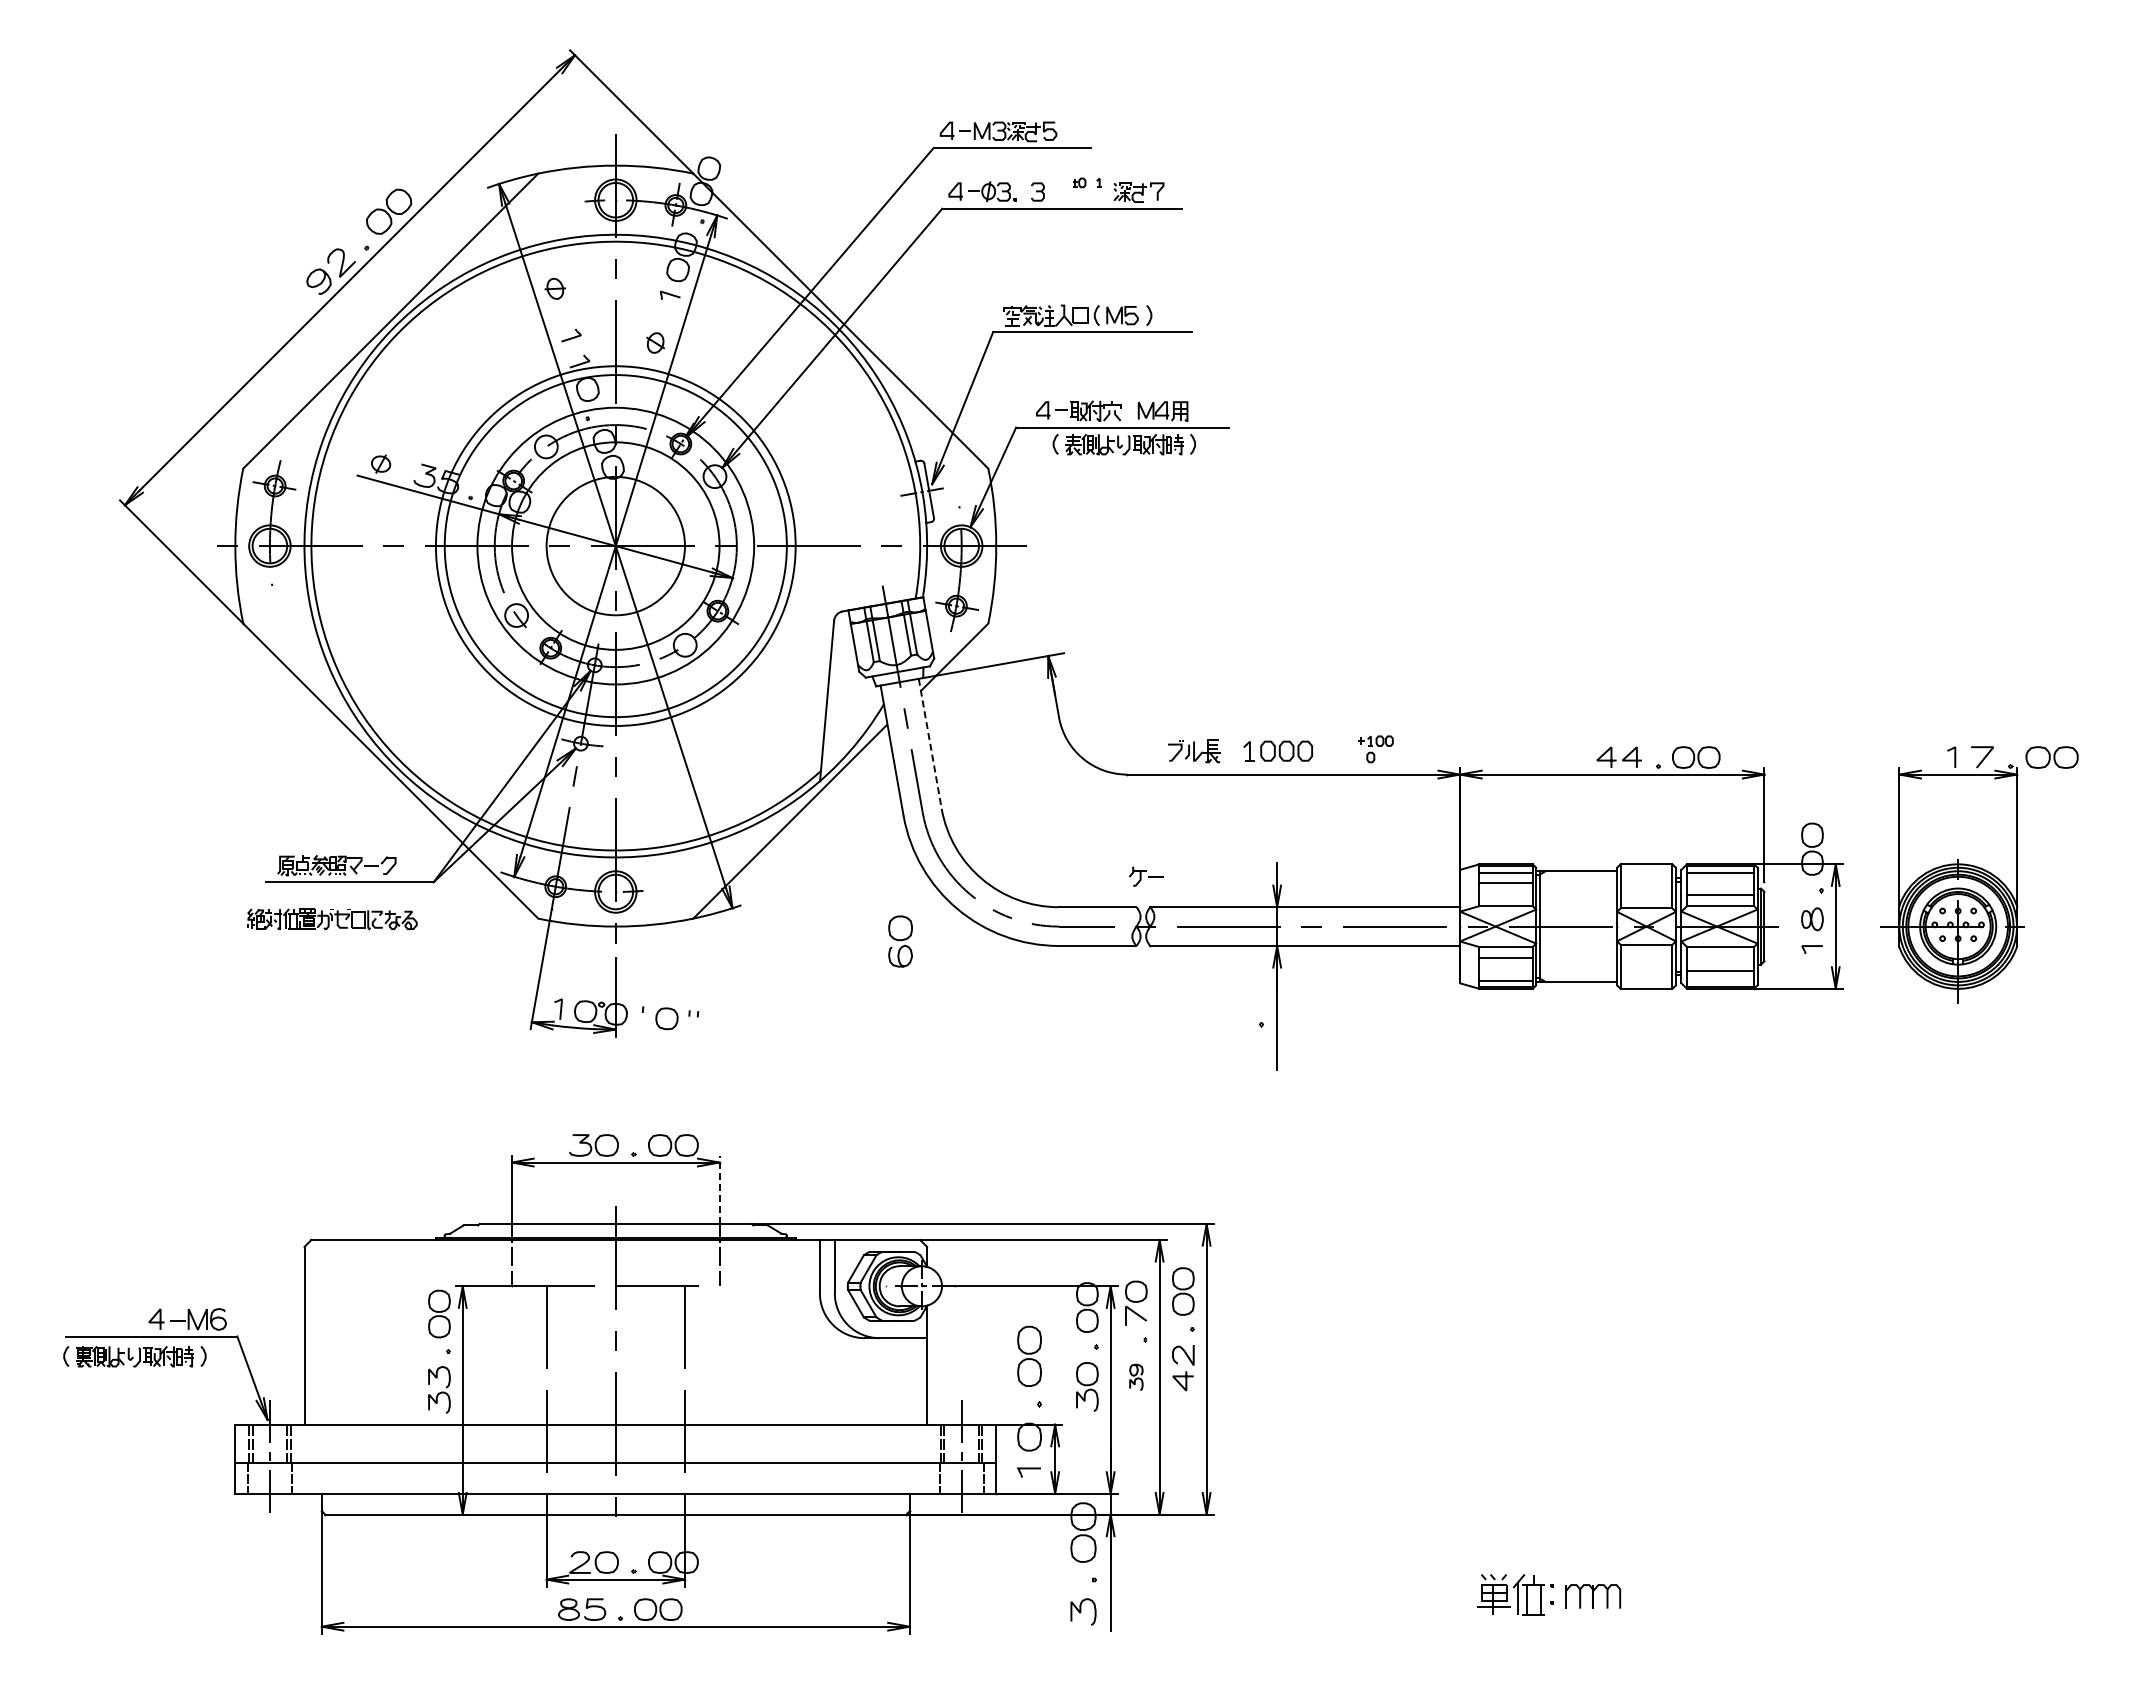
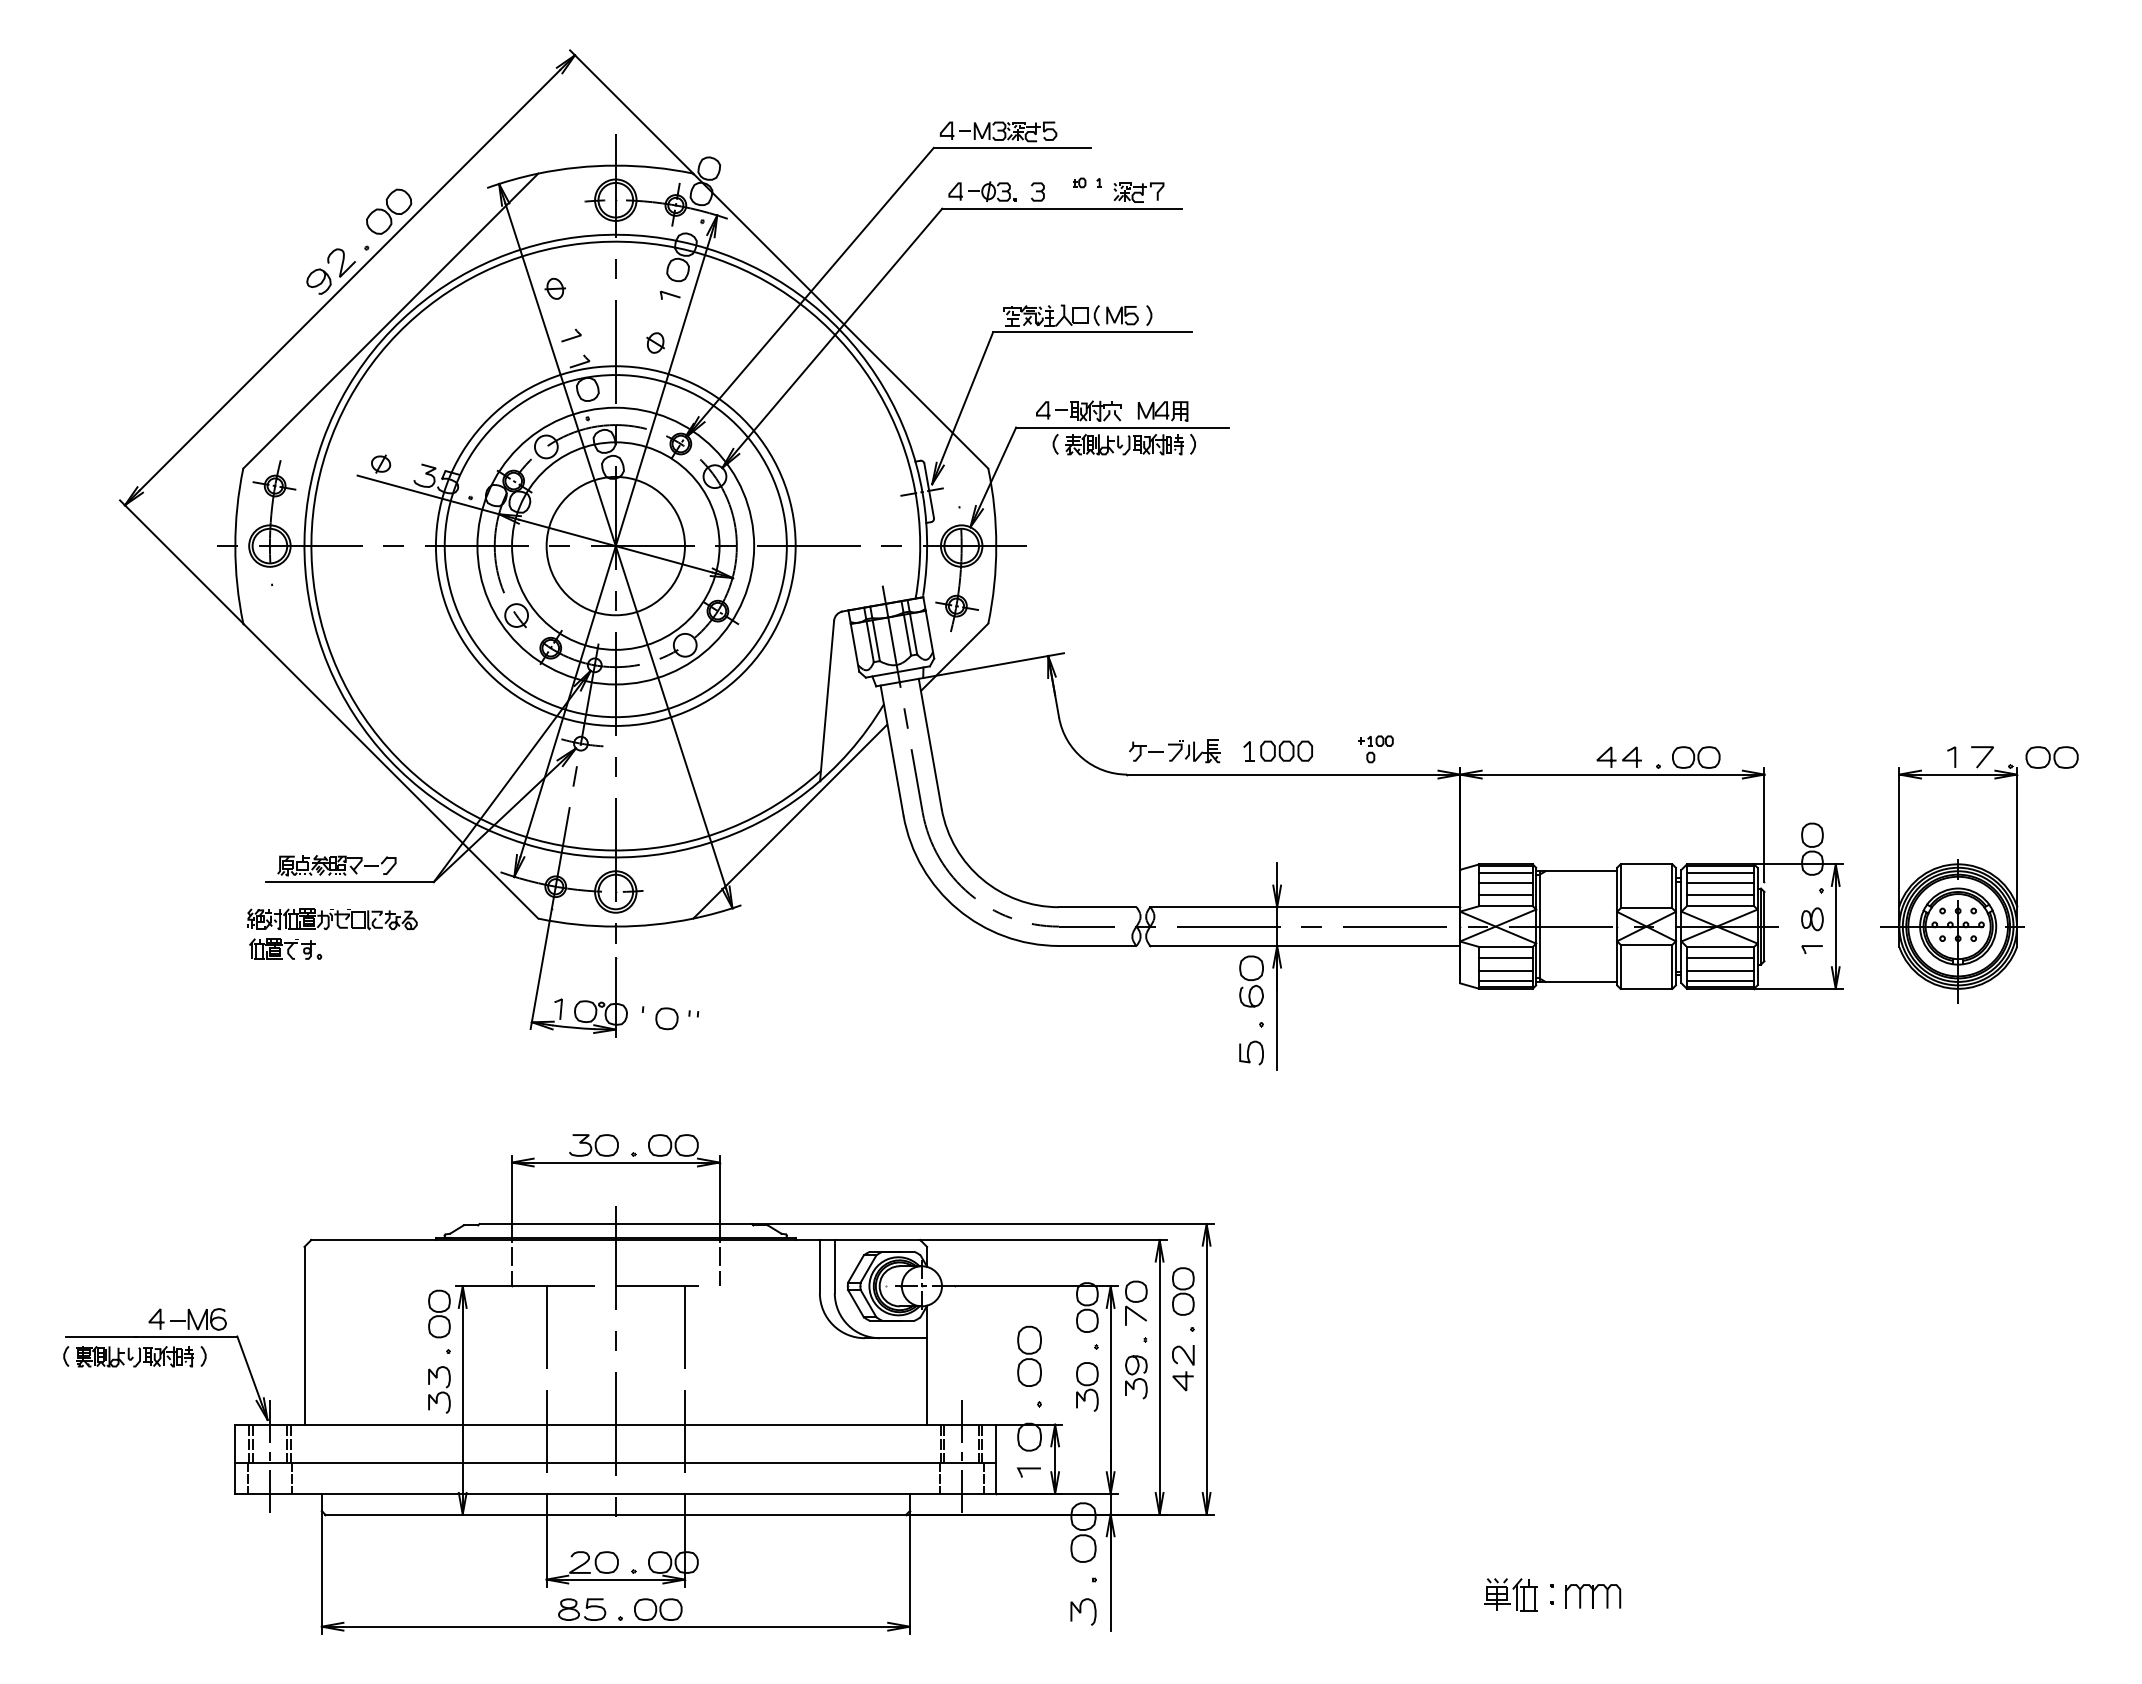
line: dashed -> solid (930, 744)
part position: (1146, 876) -> (1146, 751) (1146, 751)
line: none -> present (1720, 882)
line: none -> present (1505, 895)
part position: (900, 941) -> (1251, 981) (1251, 981)
part: none -> present (285, 948)
line: none -> present (1720, 957)
line: none -> present (1505, 970)
line: none -> present (1720, 980)
curve: none -> present (1249, 1050)
line: dashed -> solid (719, 1189)
part size: 15x28 px -> 23x45 px (1136, 1377)
part size: 68x42 px -> 54x34 px (1510, 1594)
